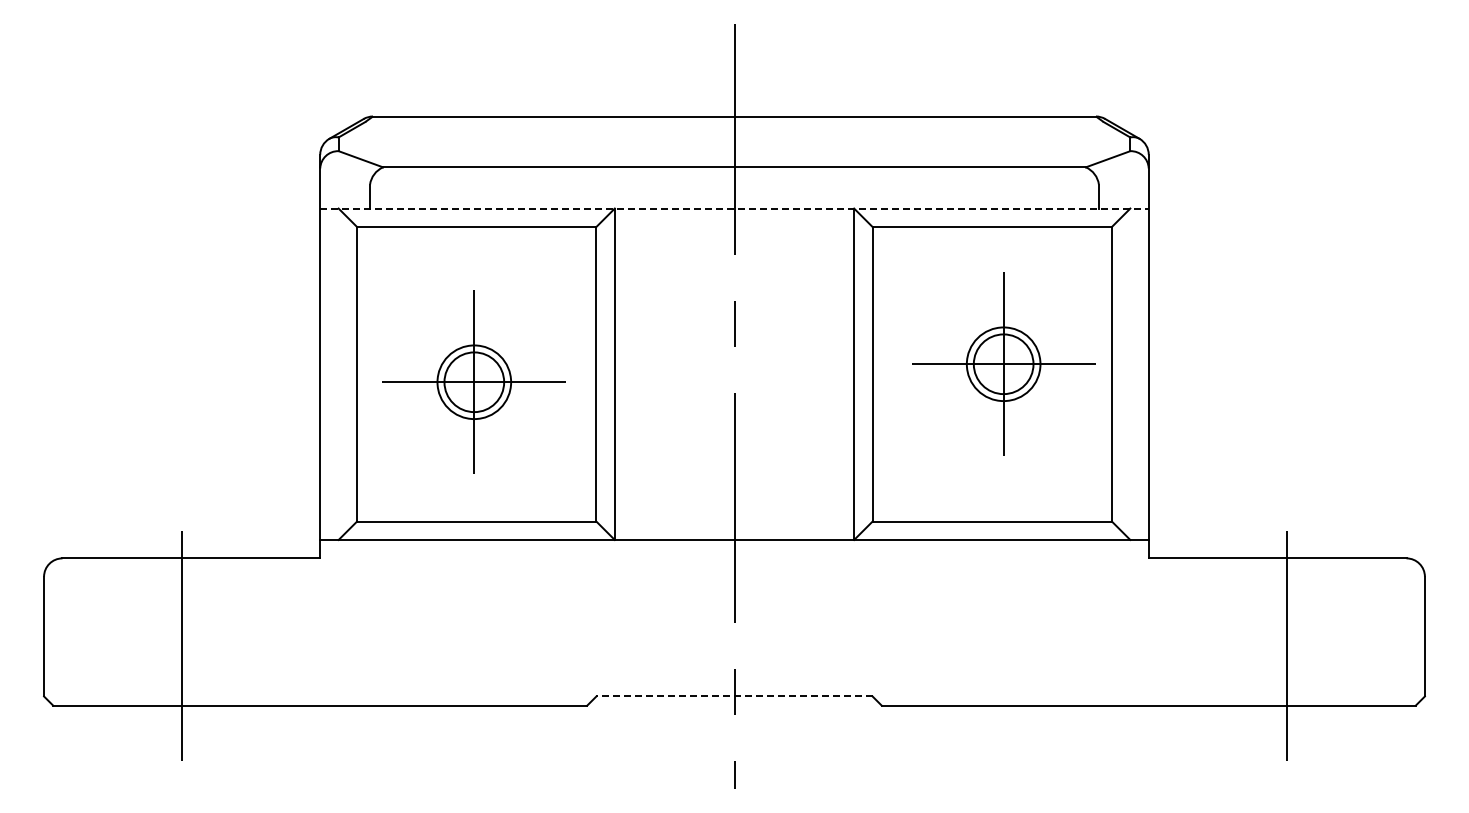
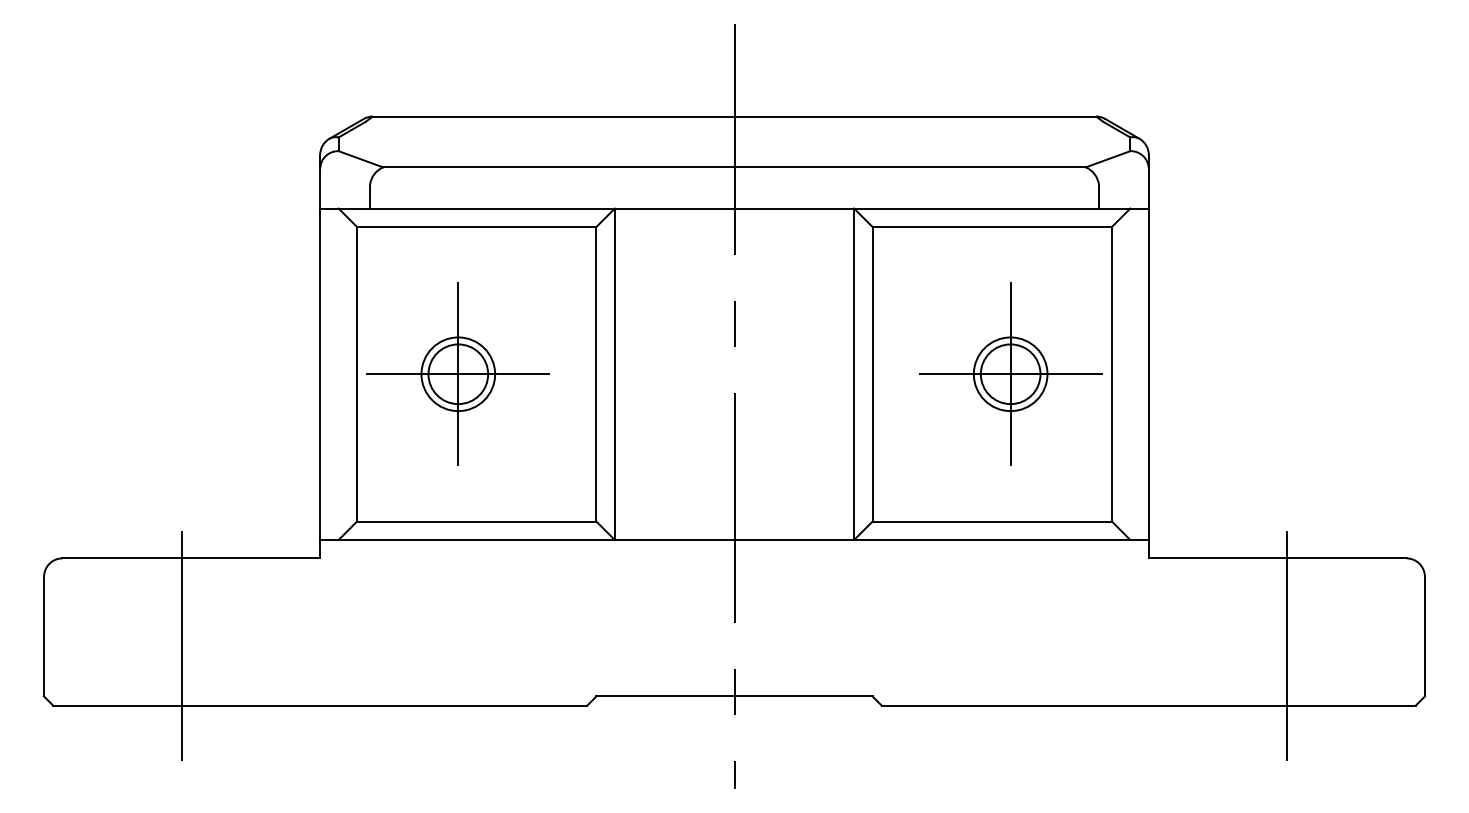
line: dashed -> solid (734, 208)
part position: (1003, 363) -> (1010, 373) (1010, 373)
part position: (473, 381) -> (457, 373) (457, 373)
line: dashed -> solid (734, 696)
